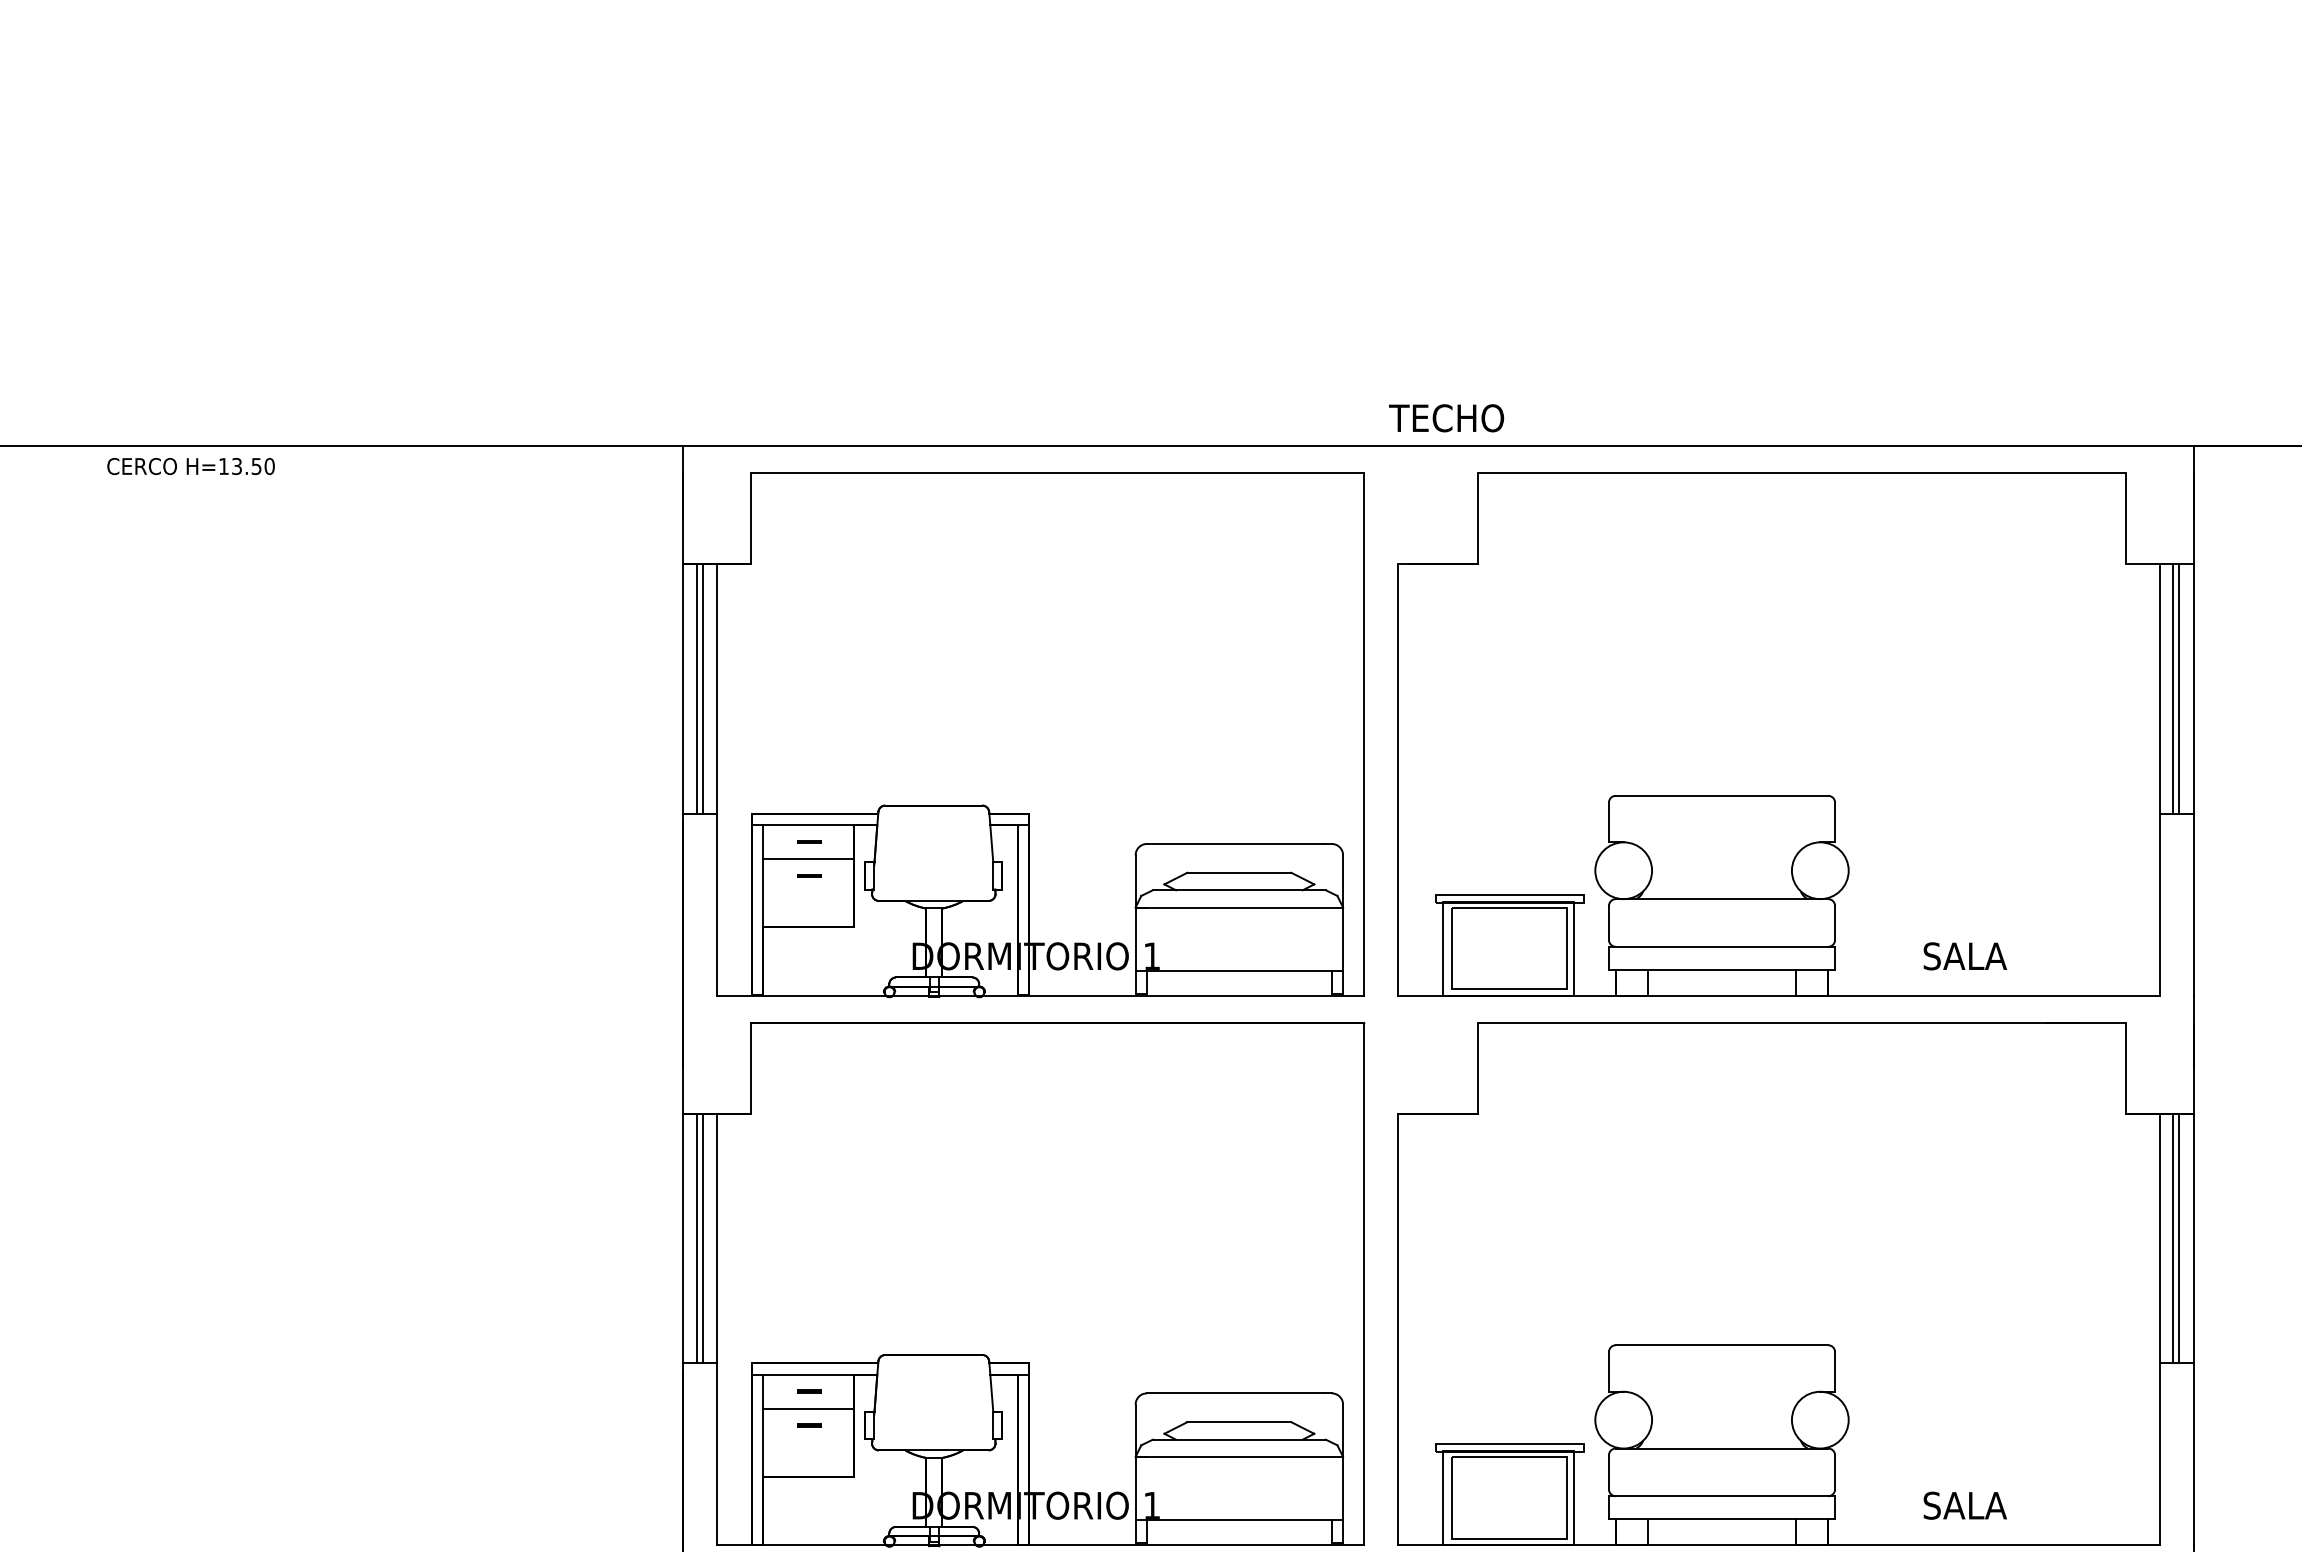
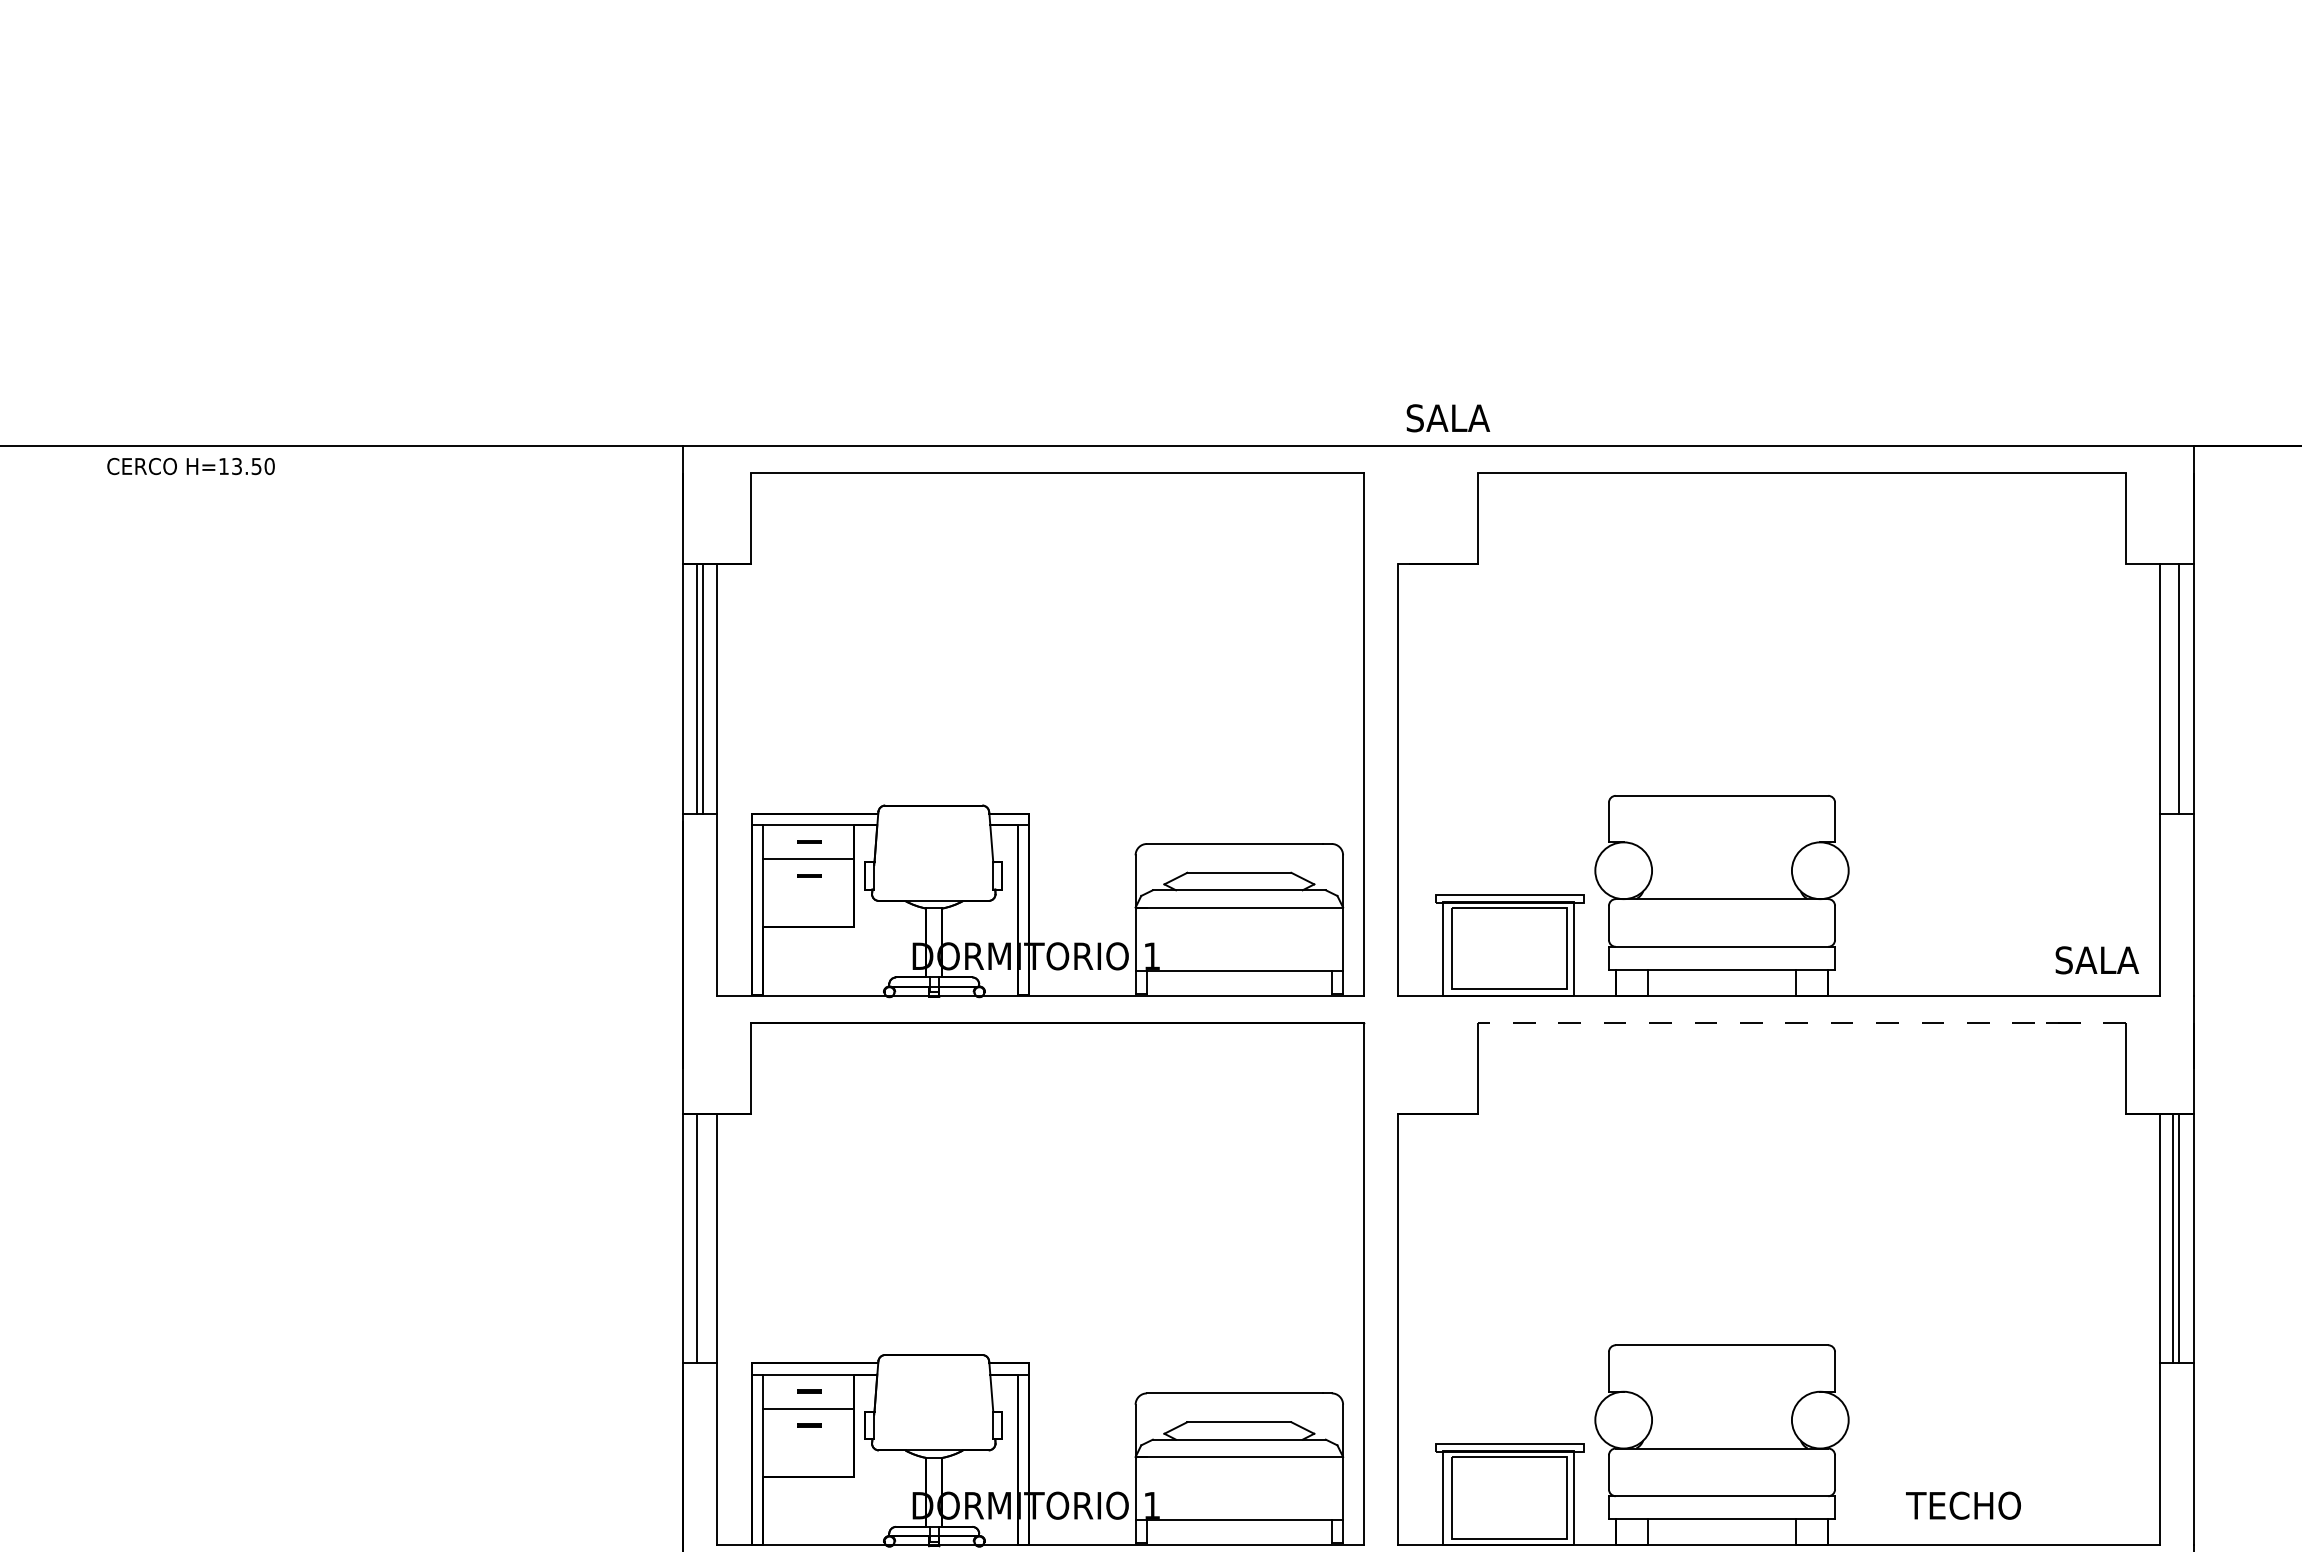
text: TECHO -> SALA (1446, 418)
line: present -> none (2173, 689)
text position: (1964, 956) -> (2096, 960) (2096, 960)
line: solid -> dashed (1801, 1022)
line: present -> none (702, 1238)
text: SALA -> TECHO (1963, 1505)
